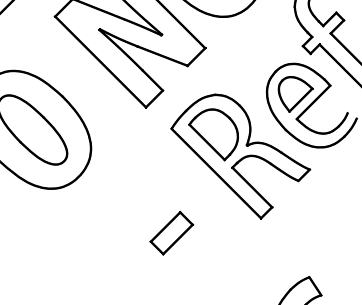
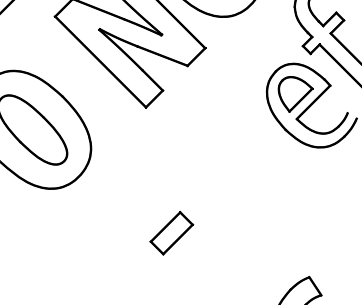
part: present -> none (240, 156)
